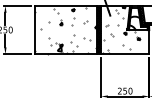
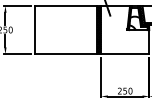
hatch: present -> none (121, 29)
hatch: present -> none (66, 31)
